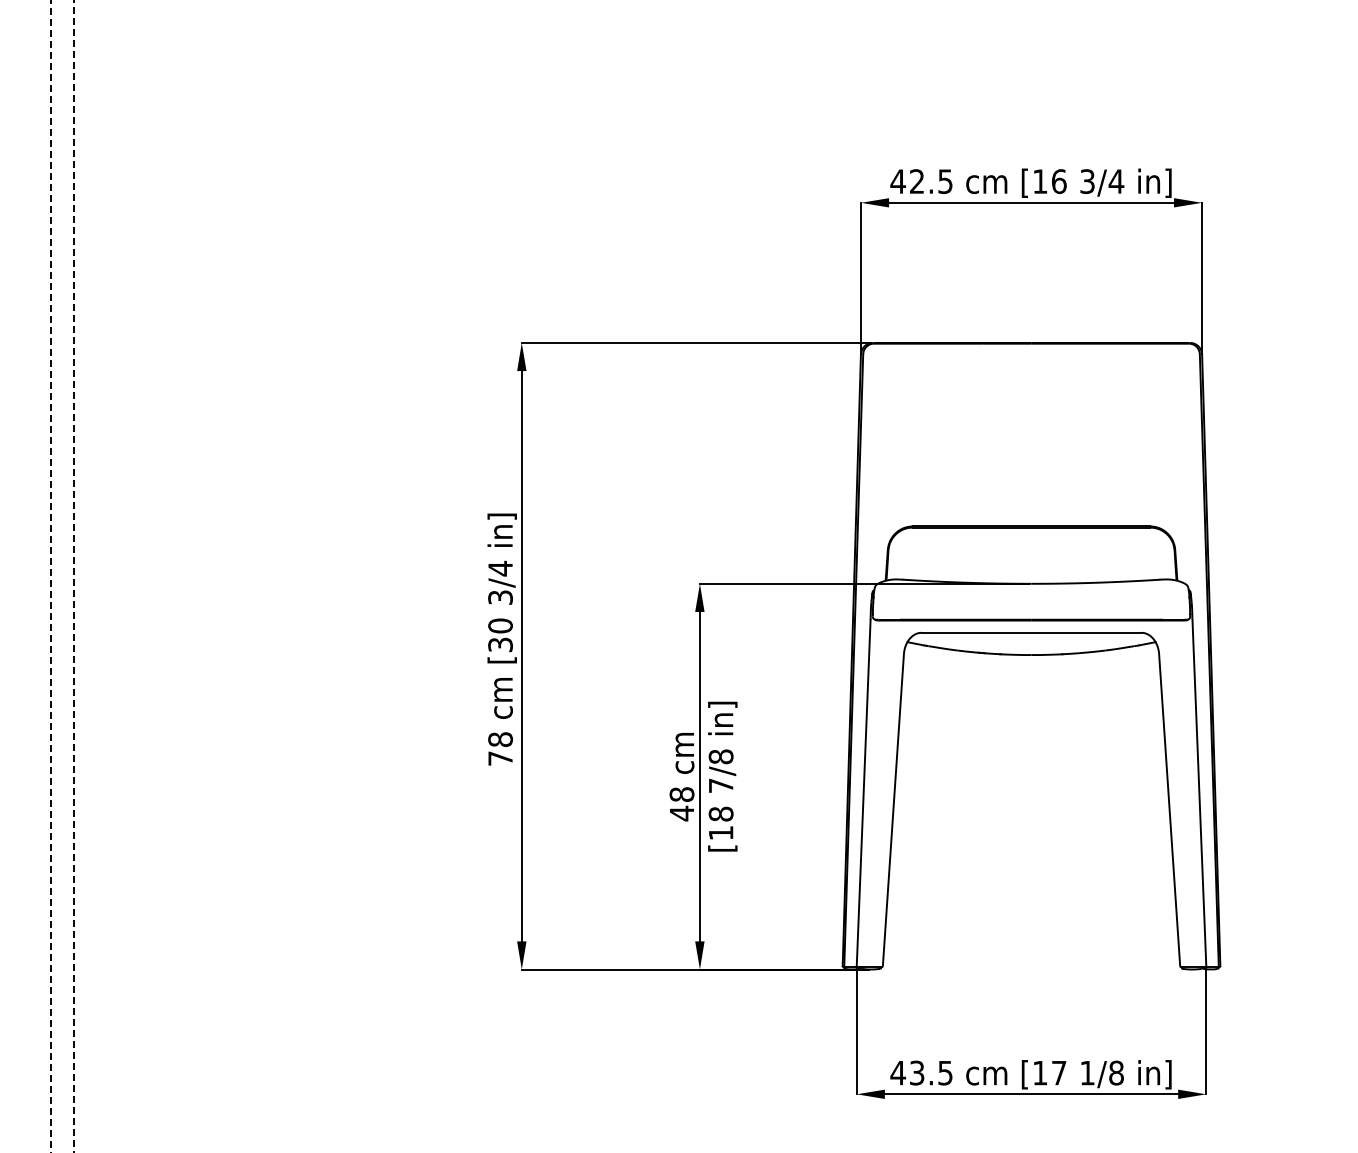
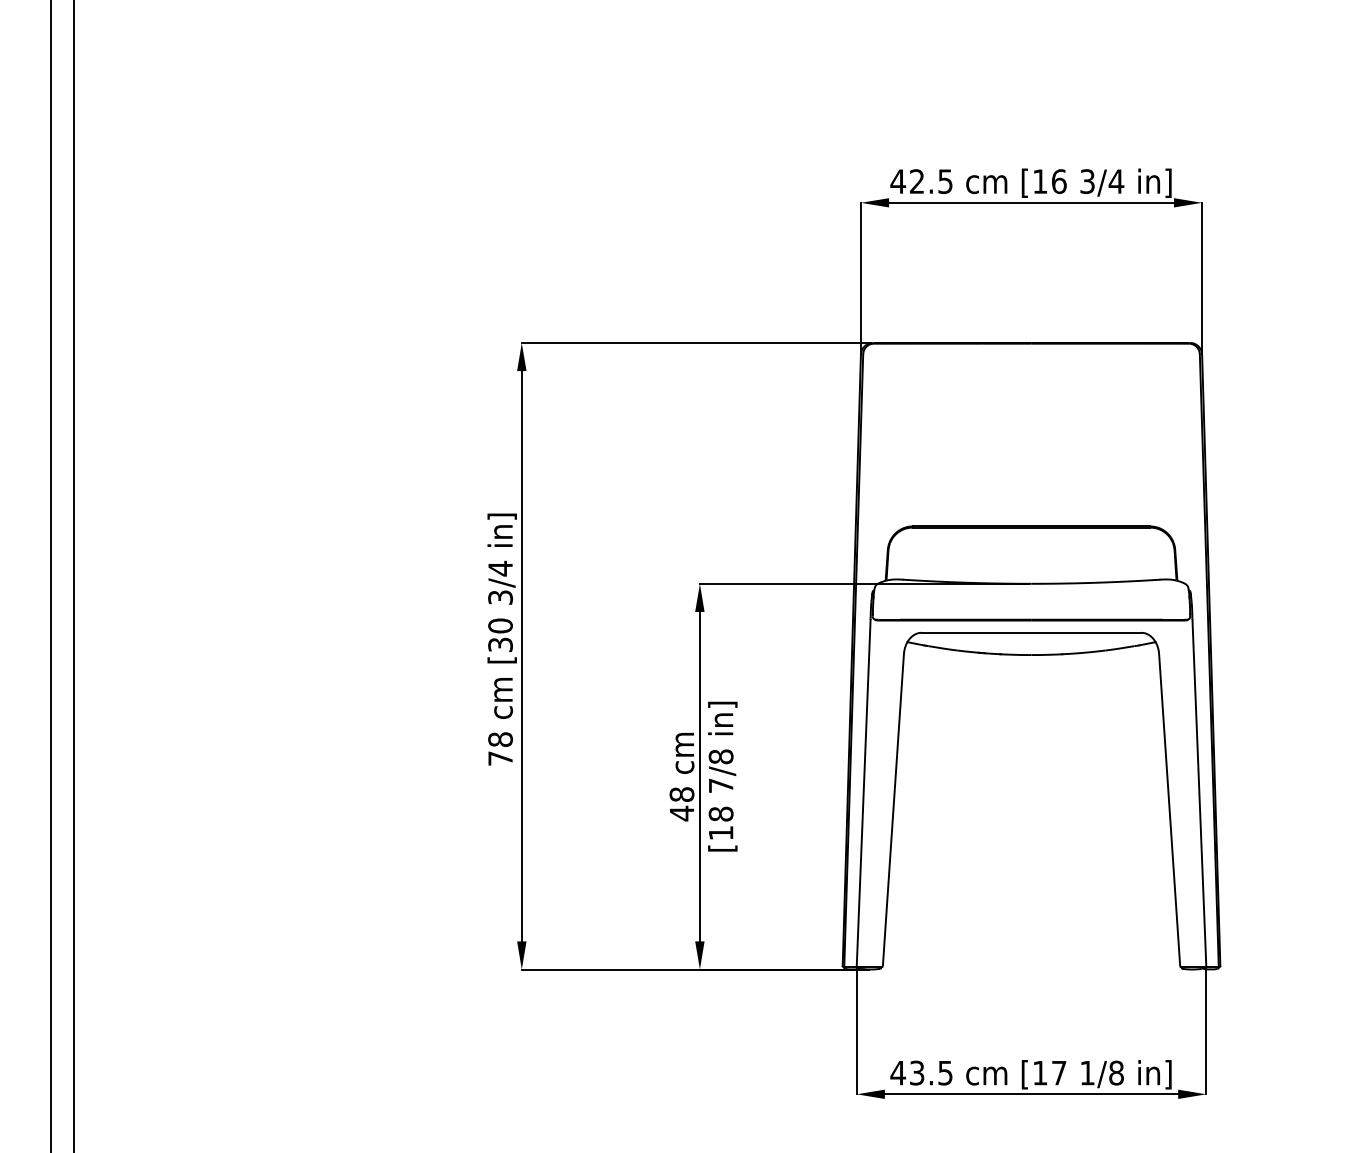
line: dashed -> solid (50, 576)
line: dashed -> solid (73, 576)
